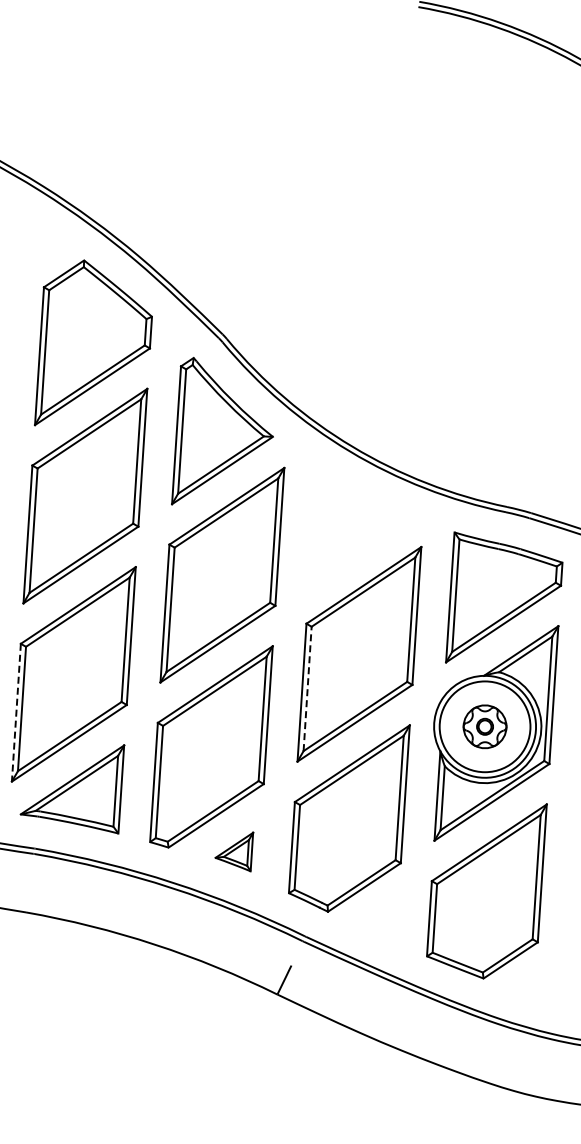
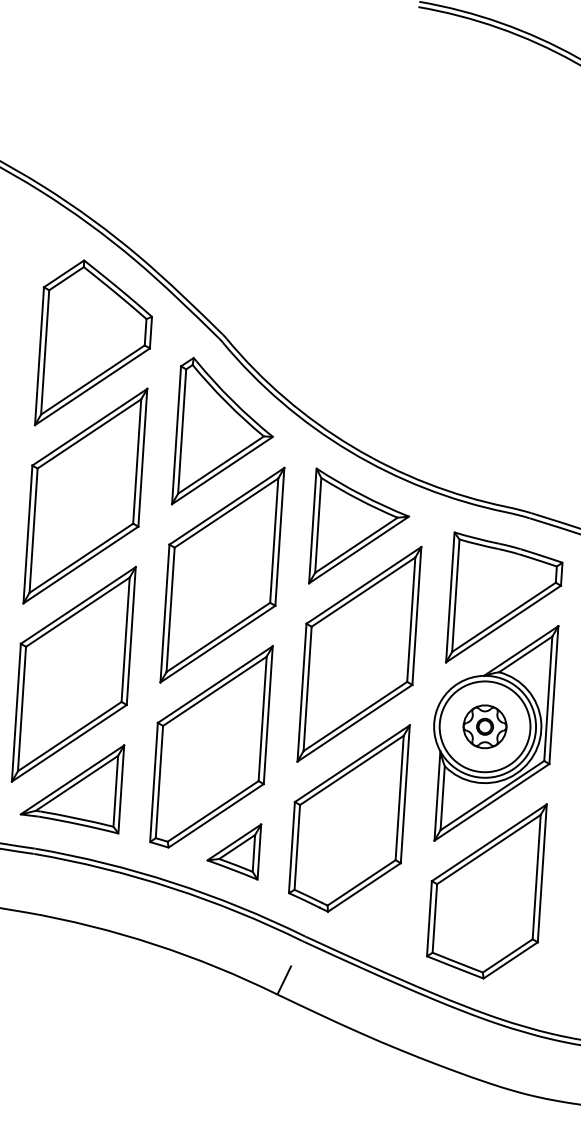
part: none -> present (359, 525)
line: dashed -> solid (307, 688)
line: dashed -> solid (16, 713)
part size: 41x42 px -> 57x58 px (234, 851)
